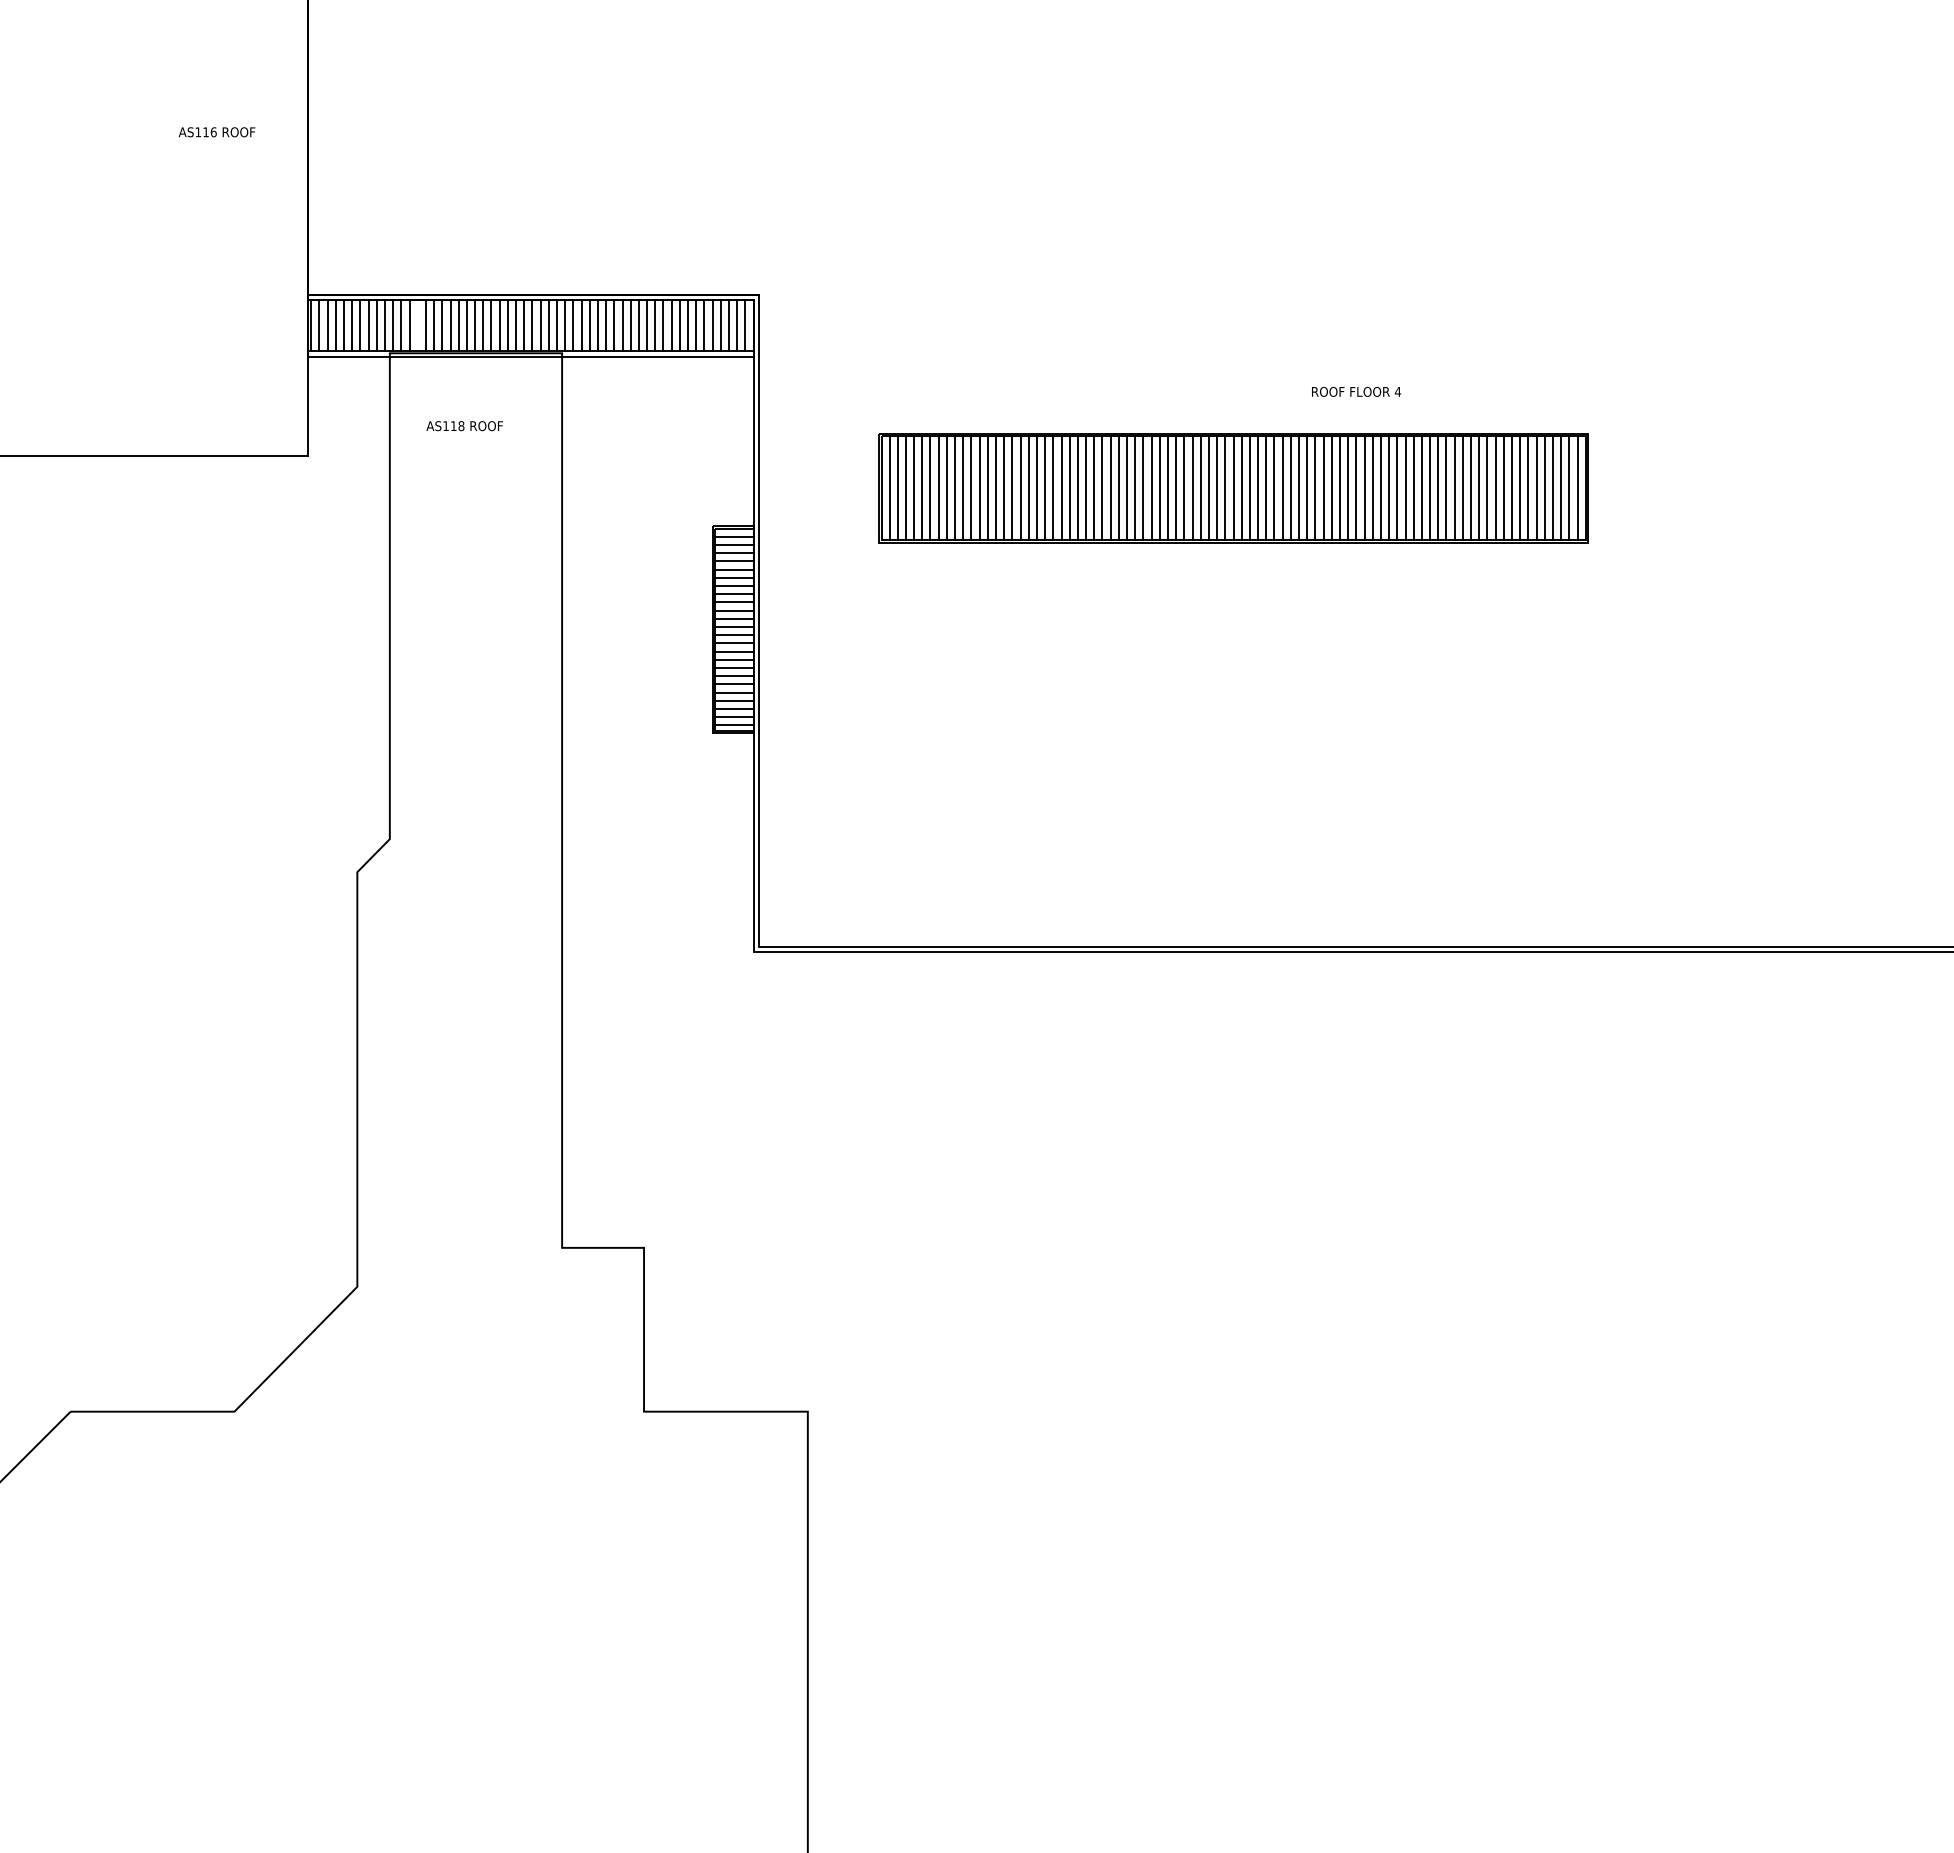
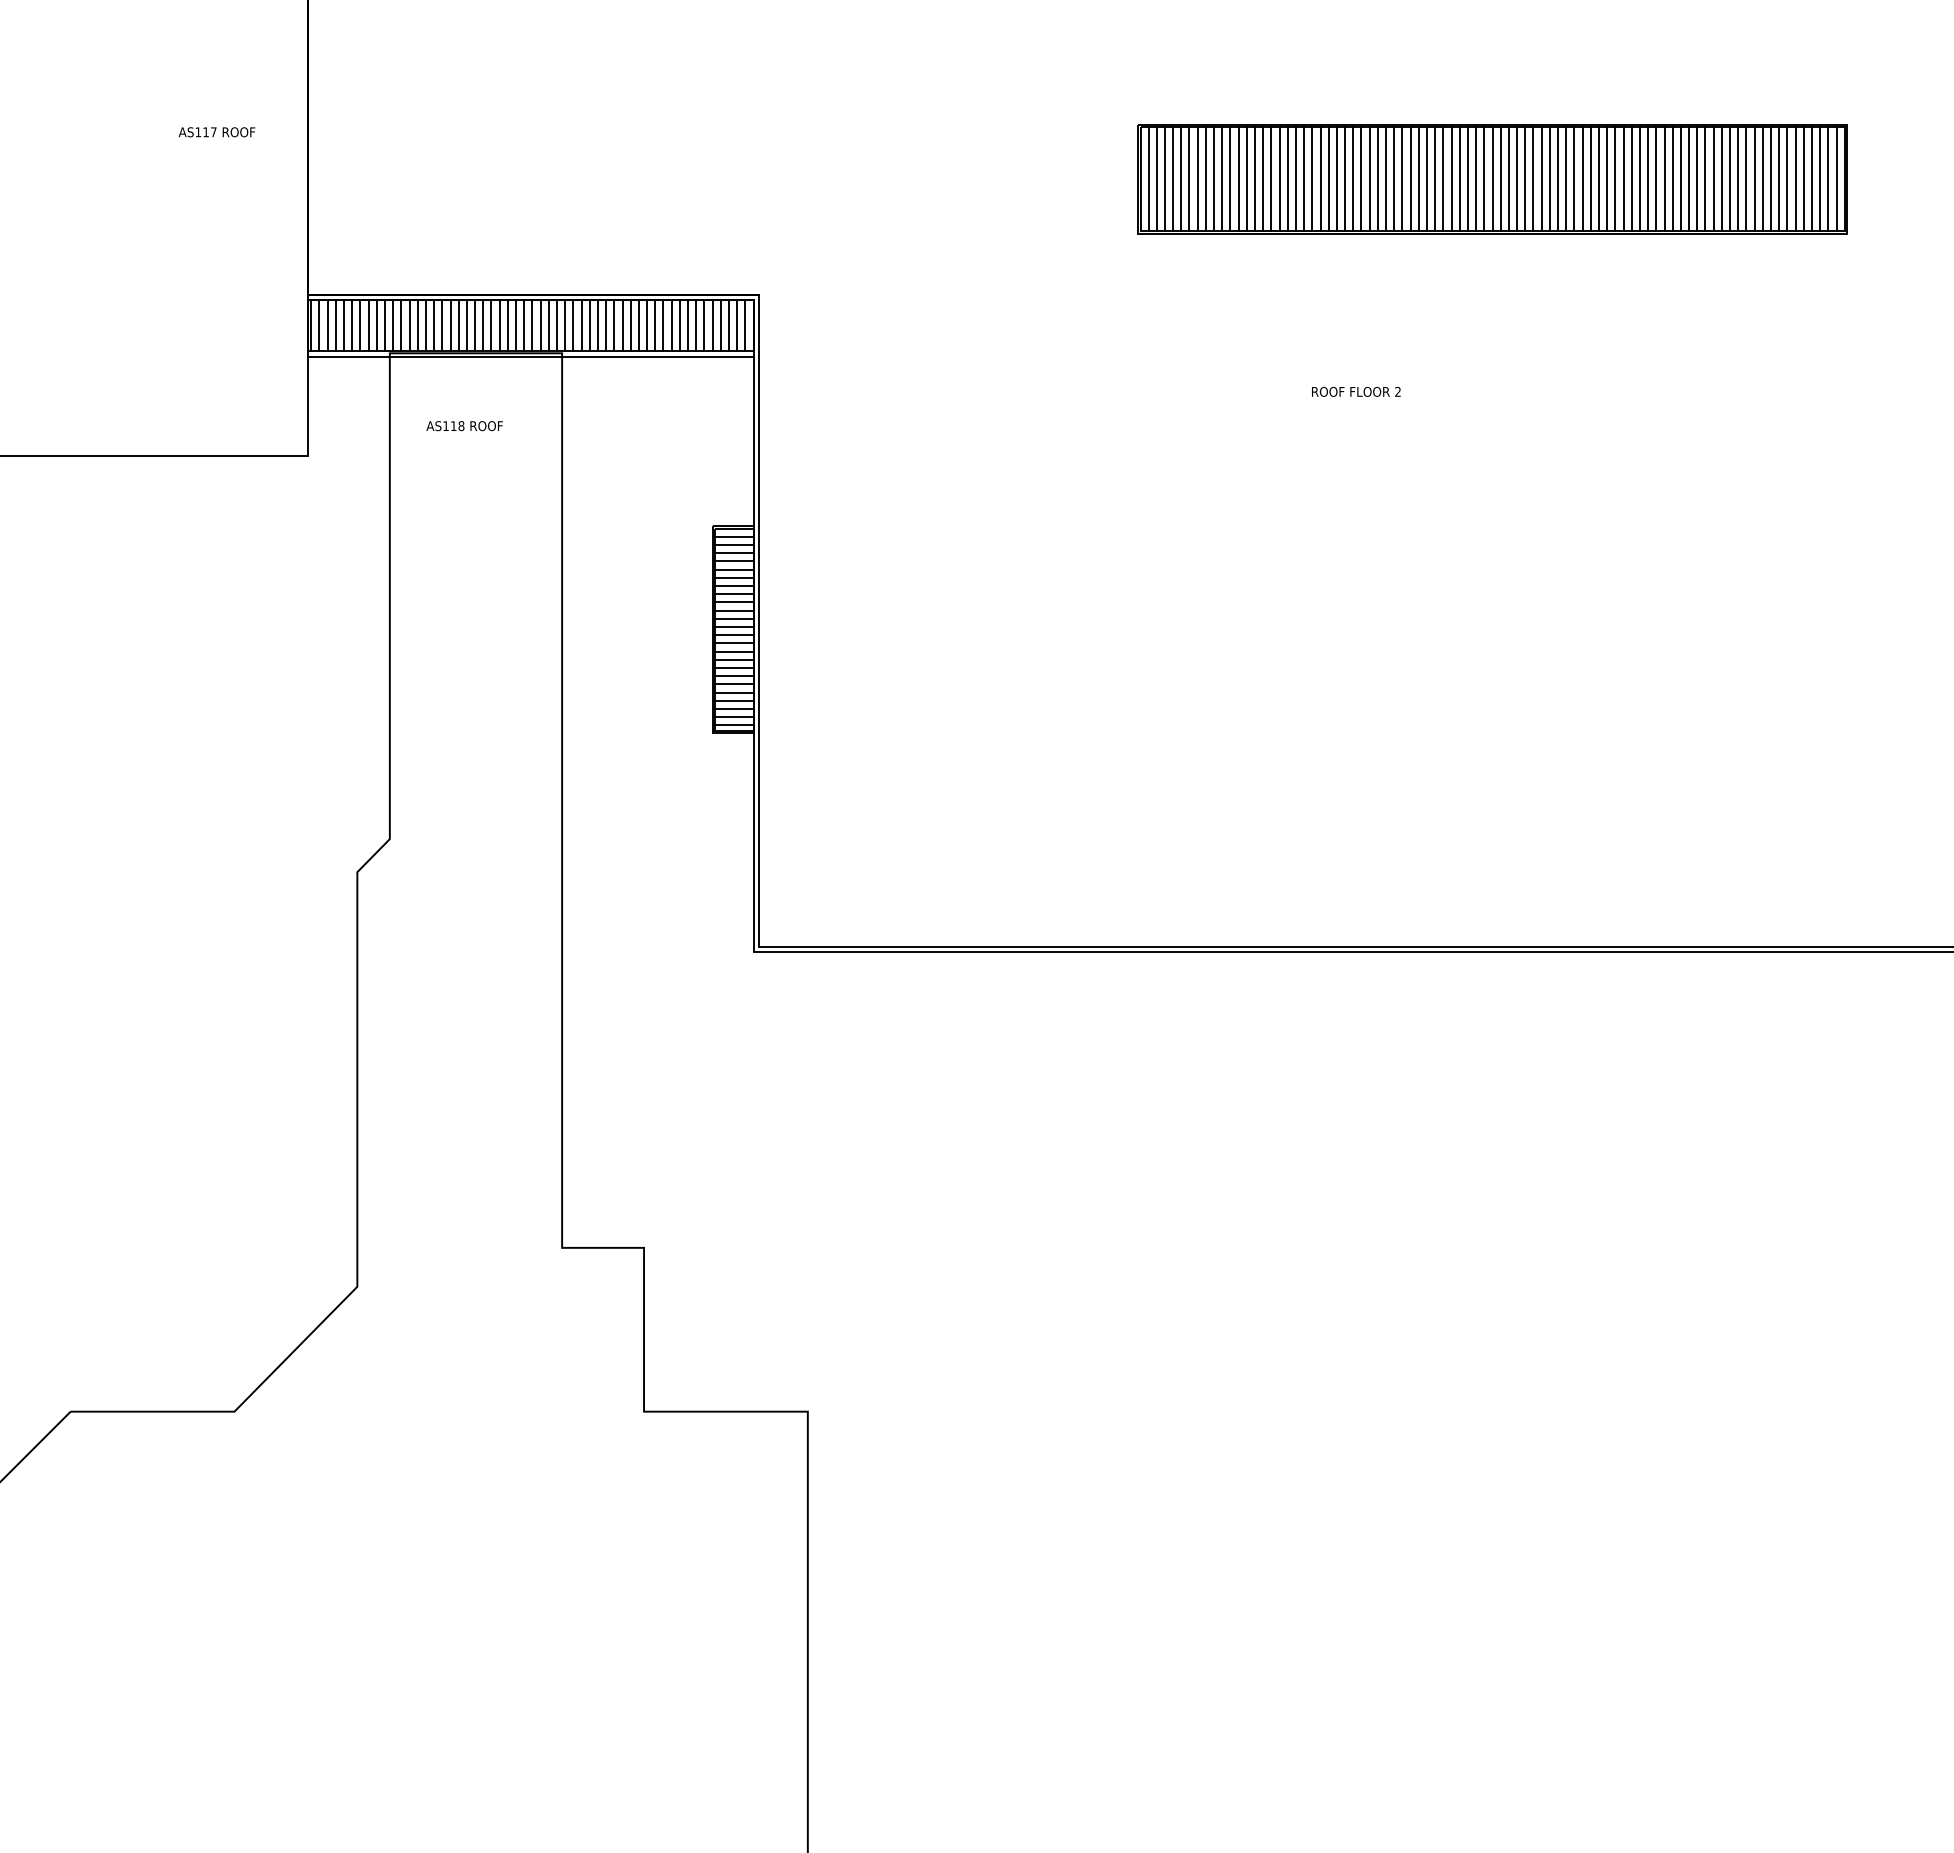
text: AS116 -> AS117 (213, 132)
line: none -> present (417, 325)
text: 4 -> 2 (1397, 391)
part position: (1233, 488) -> (1492, 179) (1492, 179)
